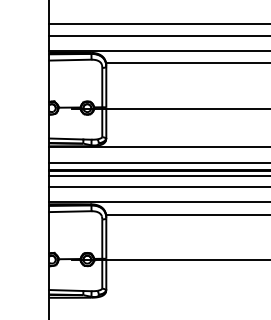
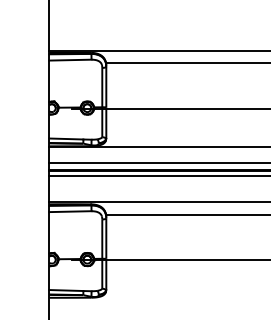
line: present -> none (158, 24)
line: present -> none (158, 35)
line: present -> none (158, 187)
